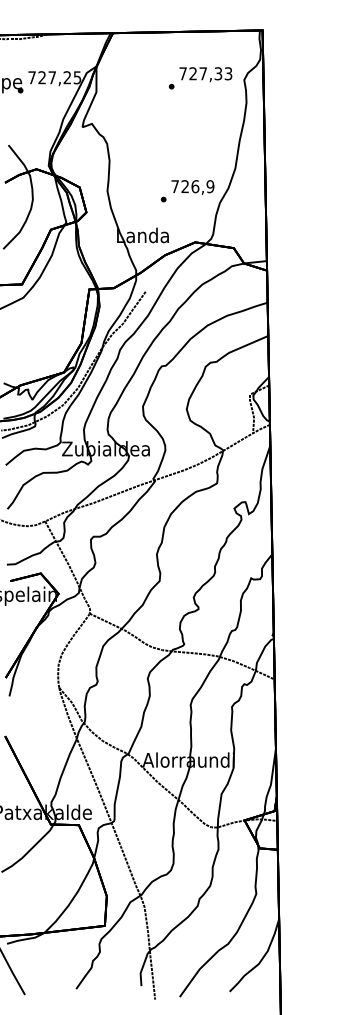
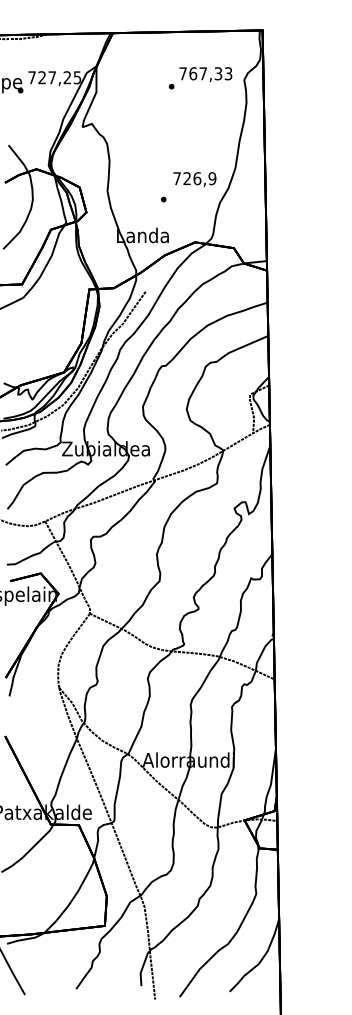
text: 727,33 -> 767,33 (193, 73)
text position: (192, 187) -> (194, 179) (194, 179)
